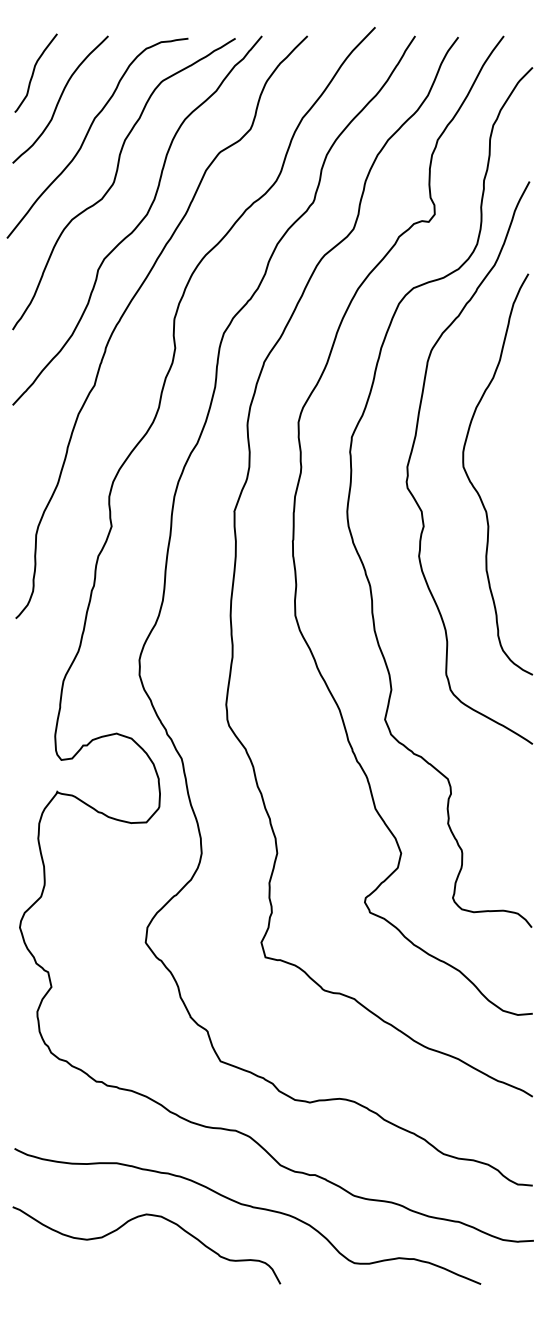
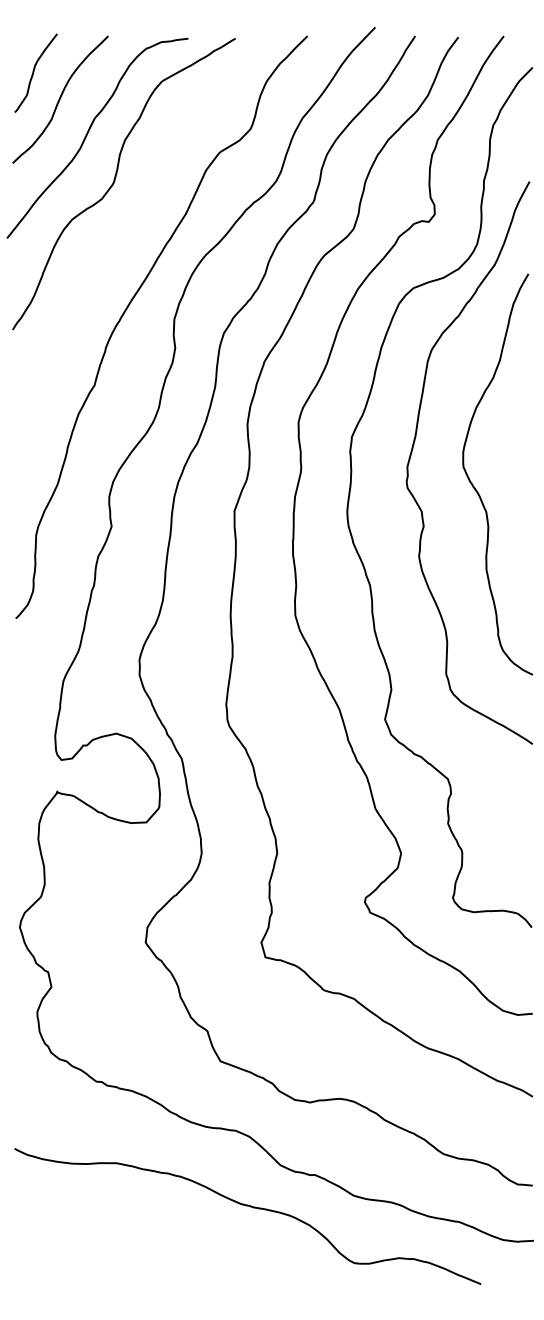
curve: present -> none (139, 222)
curve: present -> none (134, 1219)
